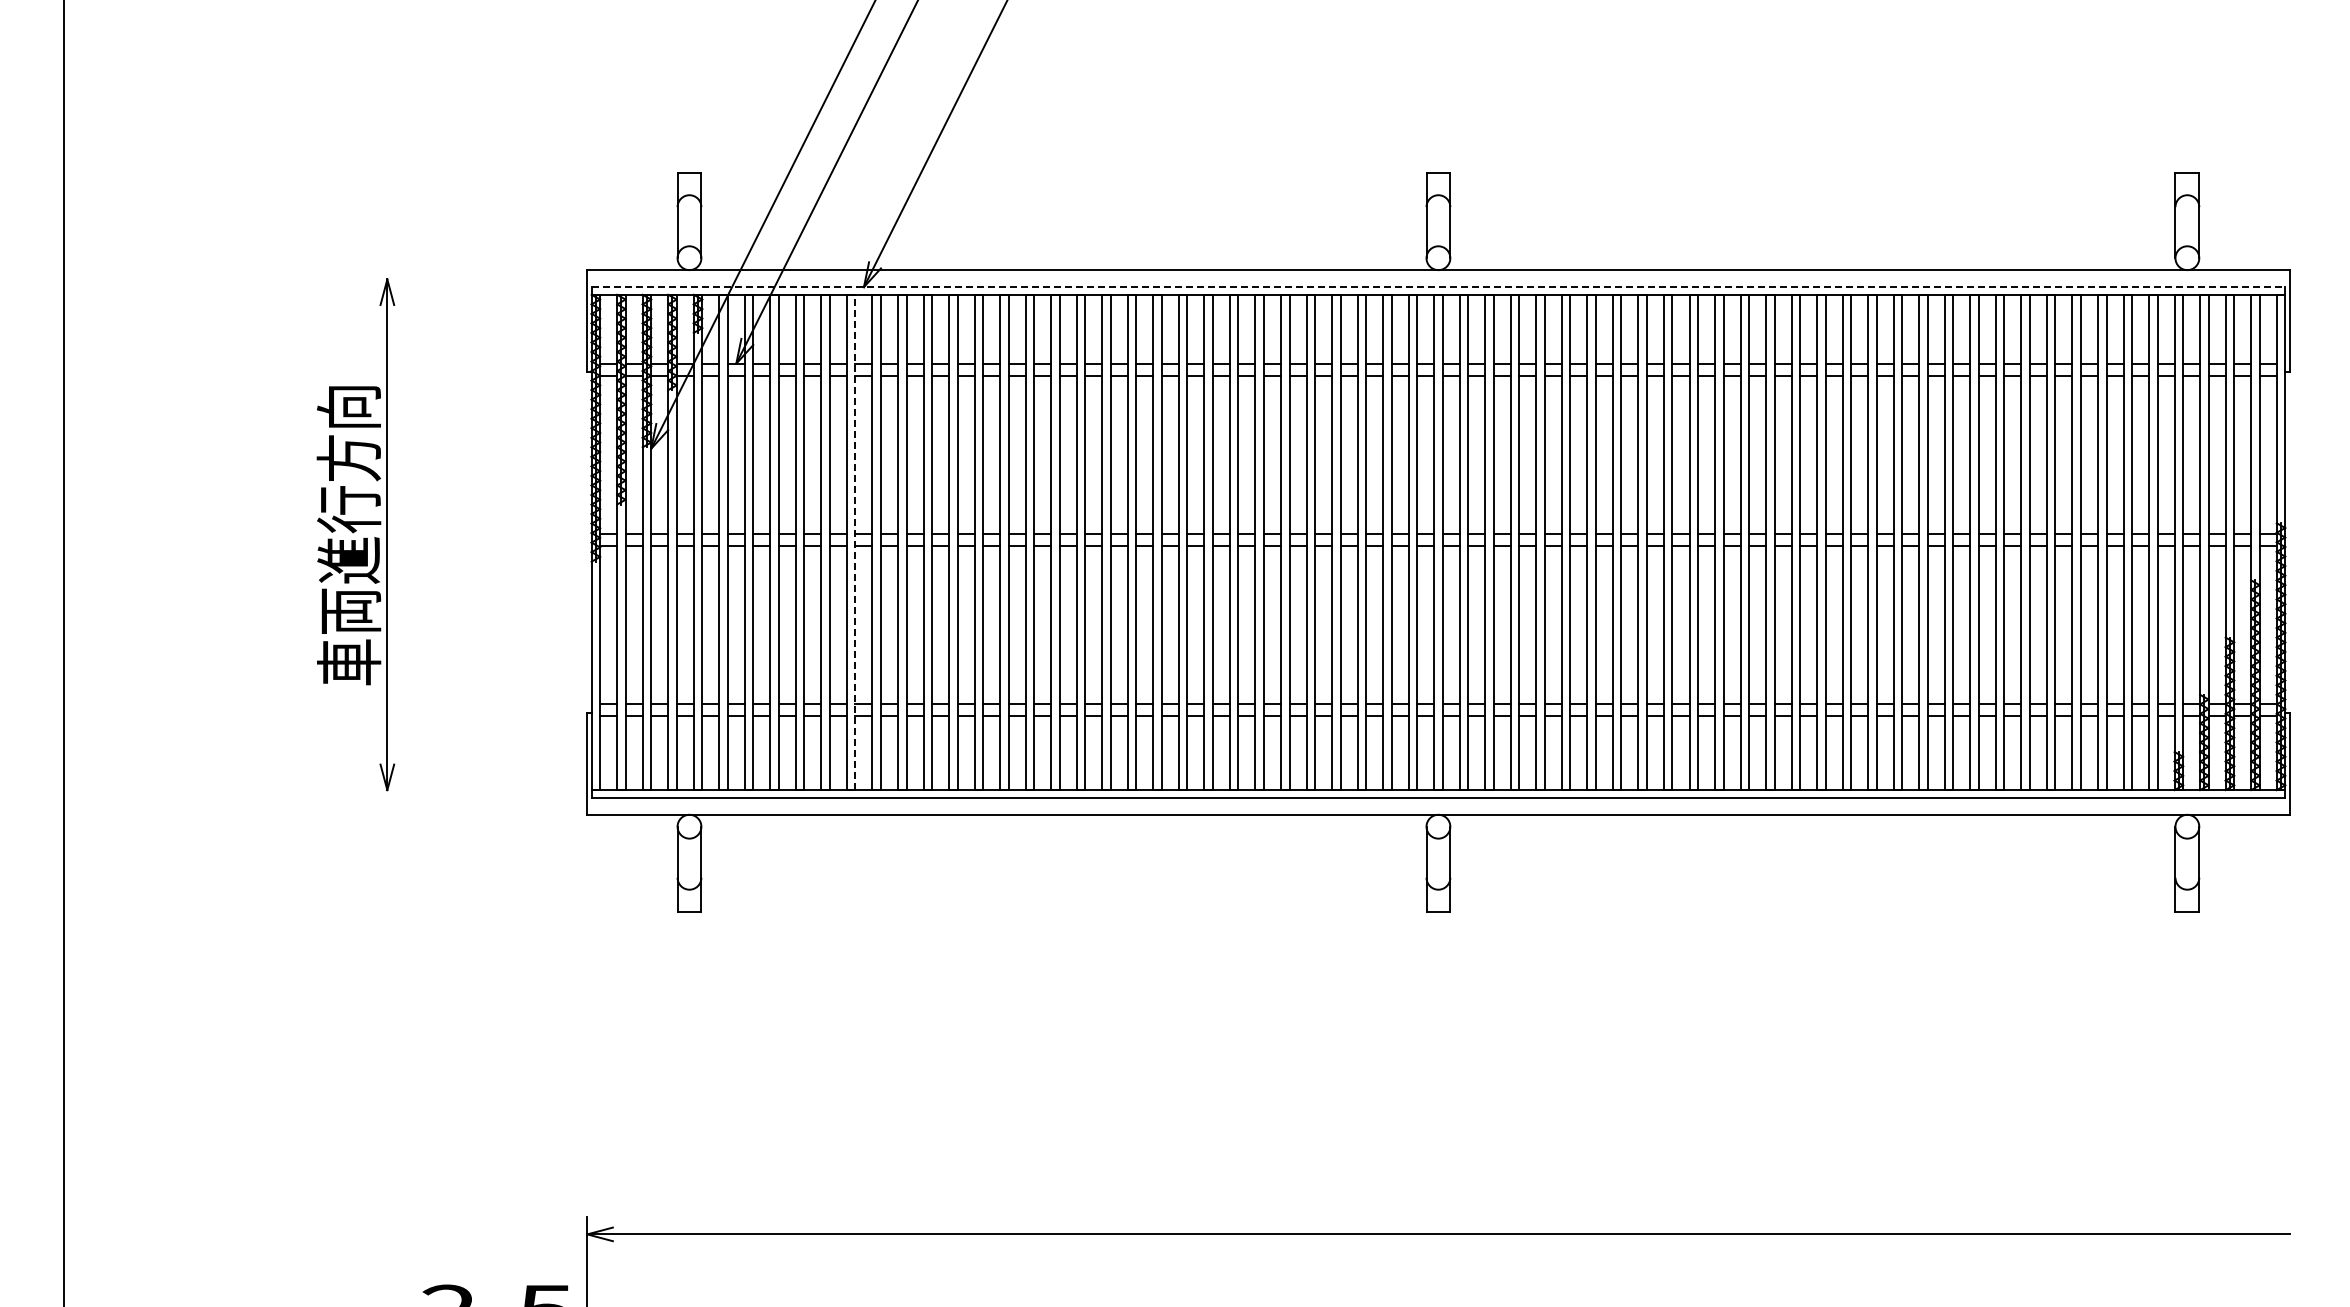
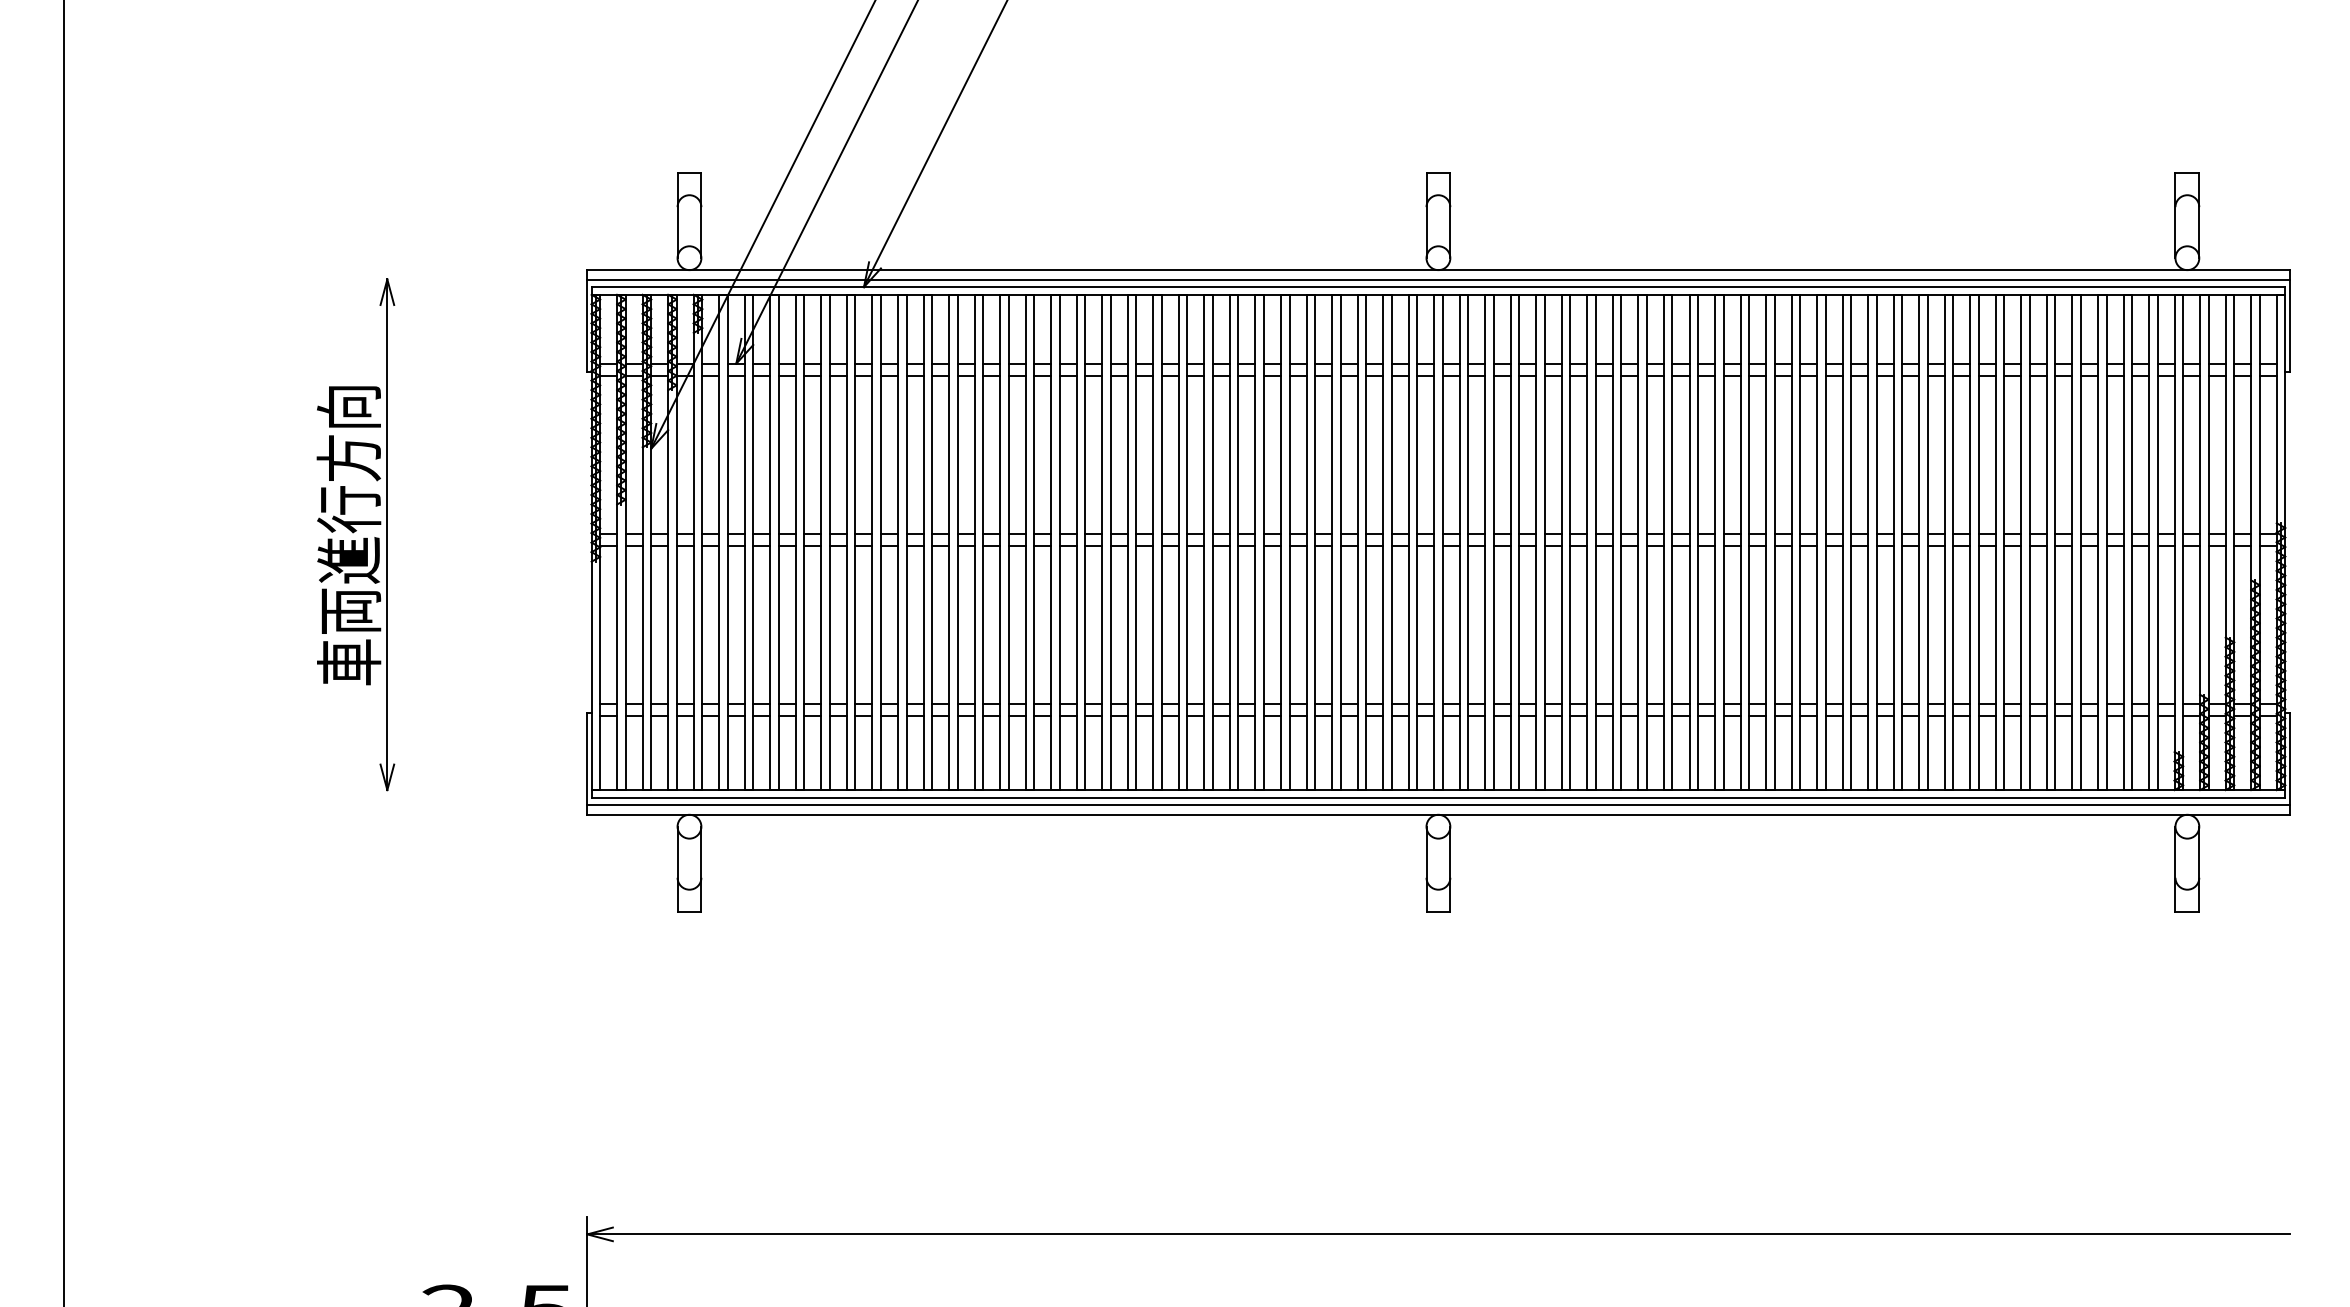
line: none -> present (1438, 280)
line: dashed -> solid (1438, 287)
line: dashed -> solid (855, 542)
line: none -> present (1438, 804)
